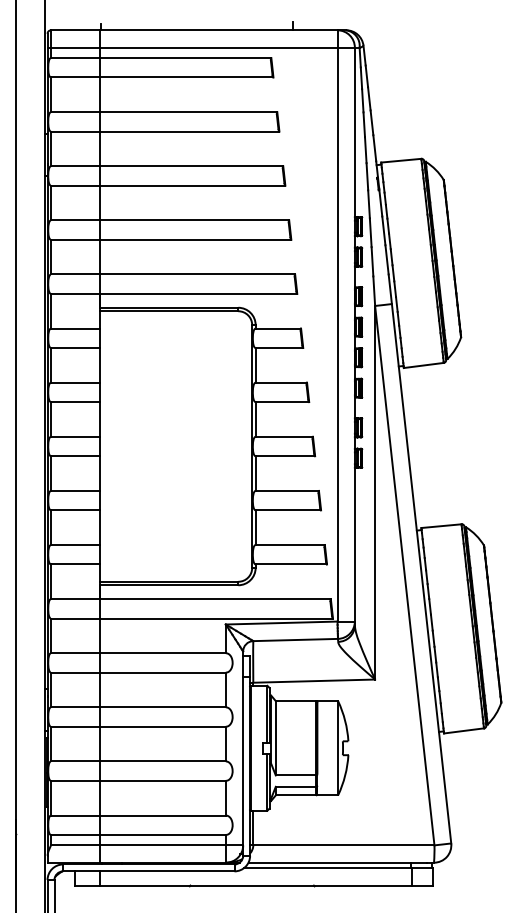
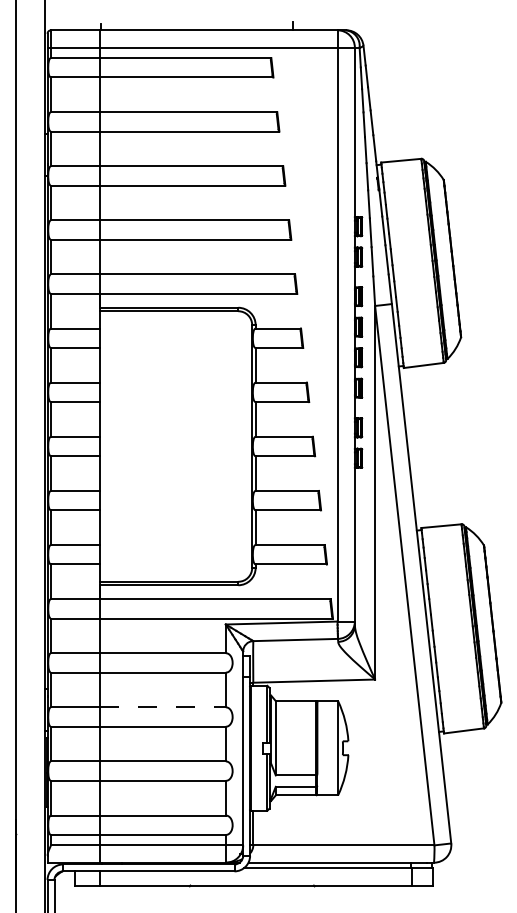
line: solid -> dashed (163, 707)
